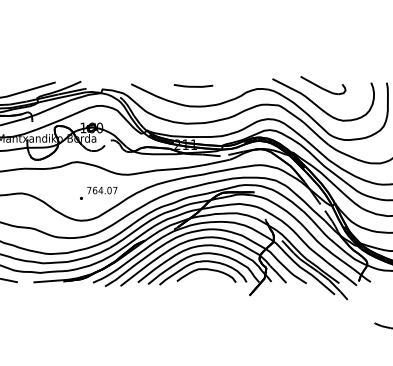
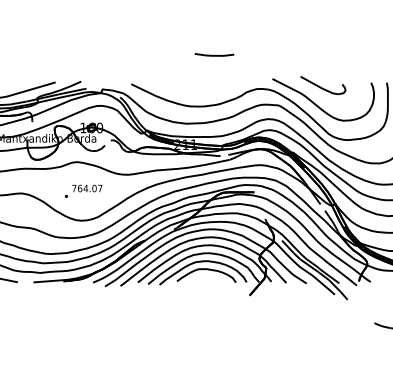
line position: (193, 85) -> (214, 54) (214, 54)
text position: (98, 192) -> (83, 190) (83, 190)
